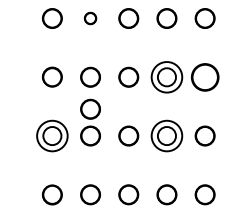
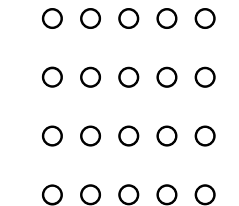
circle size: 15x15 px -> 21x21 px (90, 18)
circle diameter: 31 px -> 19 px (166, 76)
circle size: 29x29 px -> 22x22 px (204, 76)
circle: present -> none (90, 108)
circle diameter: 31 px -> 19 px (51, 135)
circle diameter: 31 px -> 19 px (166, 135)
